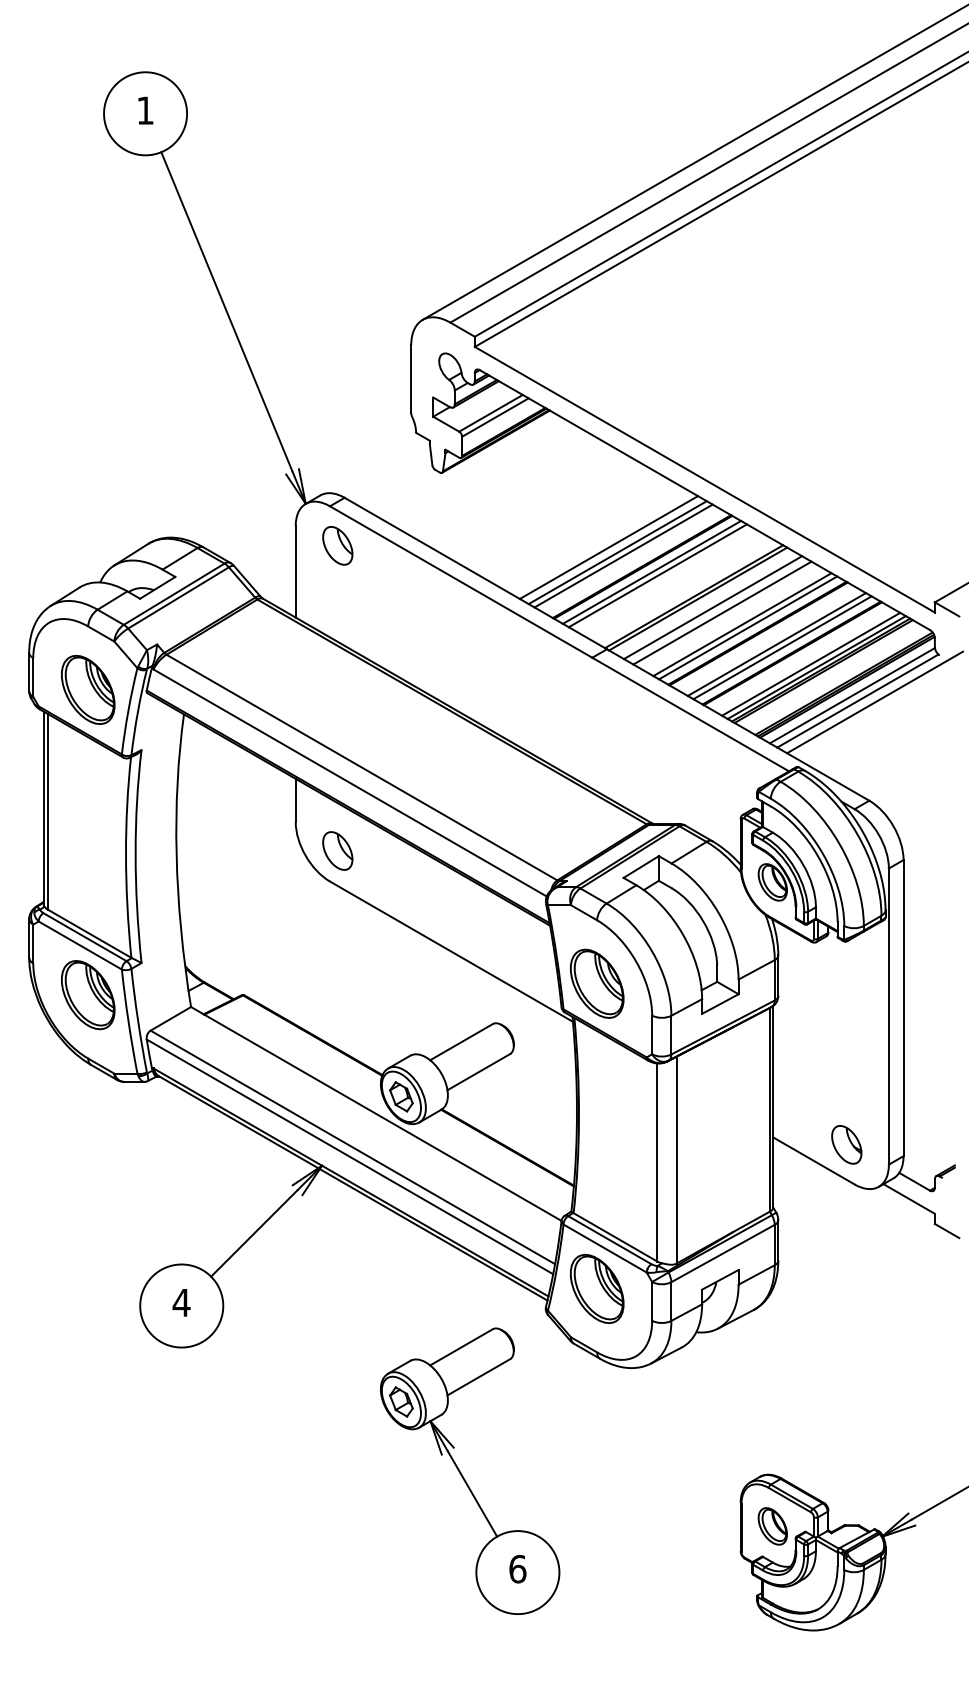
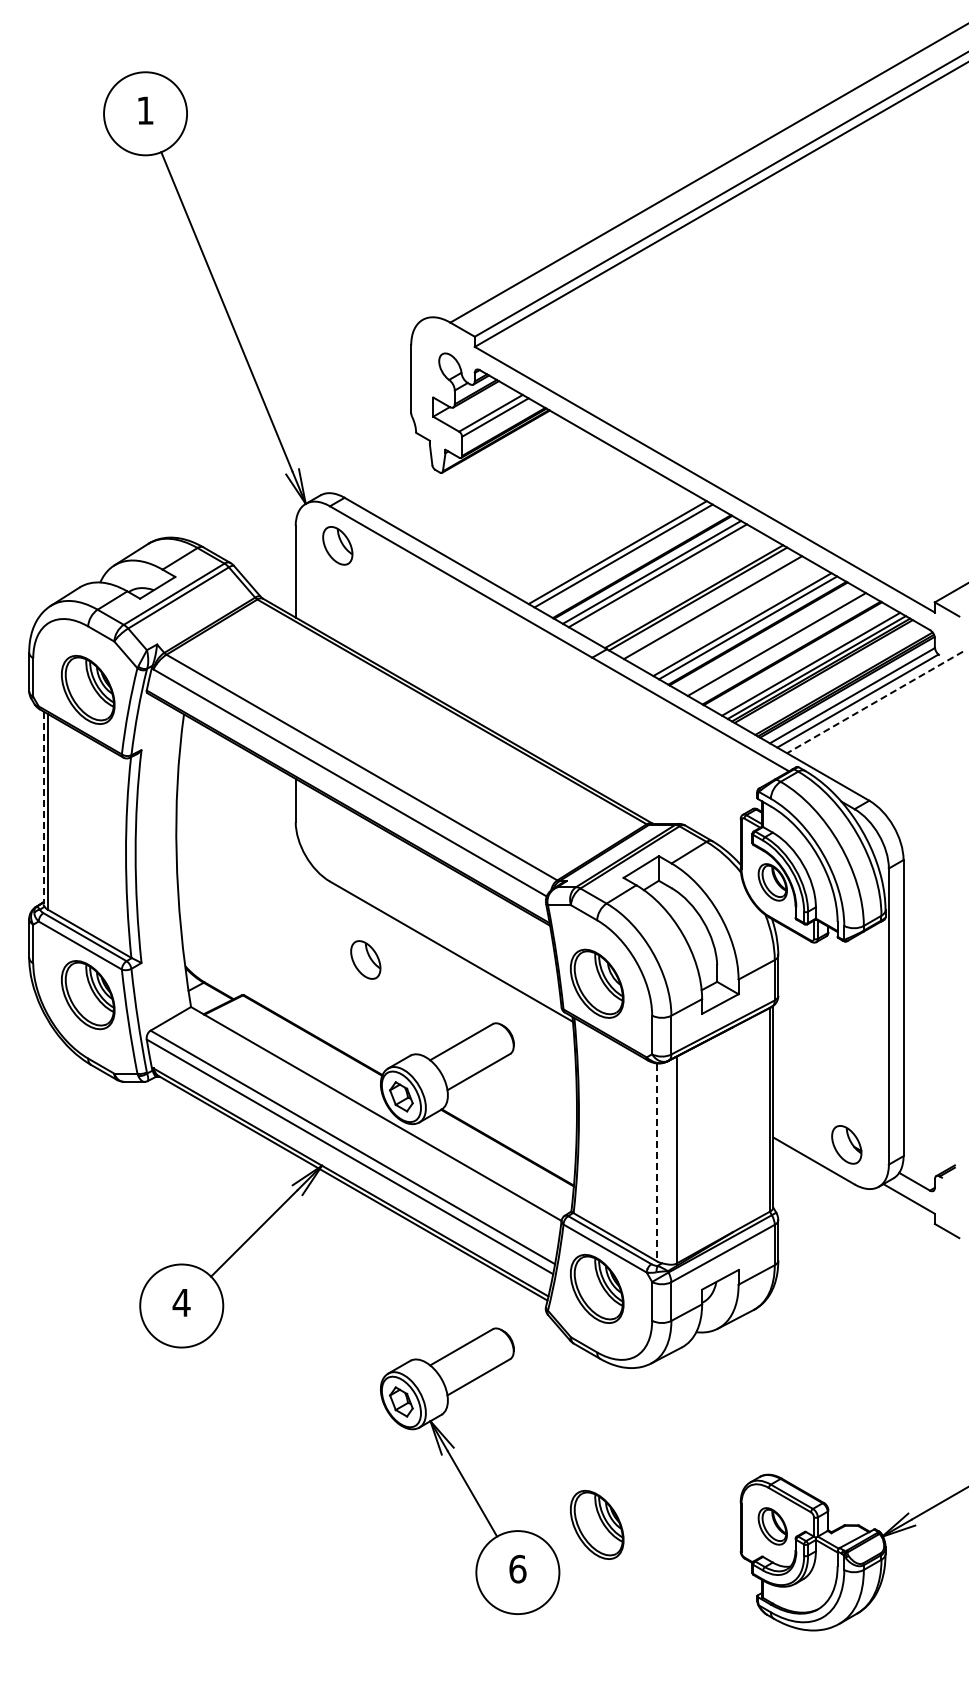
line: present -> none (693, 162)
line: present -> none (608, 547)
line: present -> none (722, 612)
line: present -> none (782, 647)
line: solid -> dashed (875, 702)
line: solid -> dashed (43, 808)
part position: (337, 850) -> (365, 959) (365, 959)
line: solid -> dashed (657, 1163)
part: none -> present (597, 1524)
